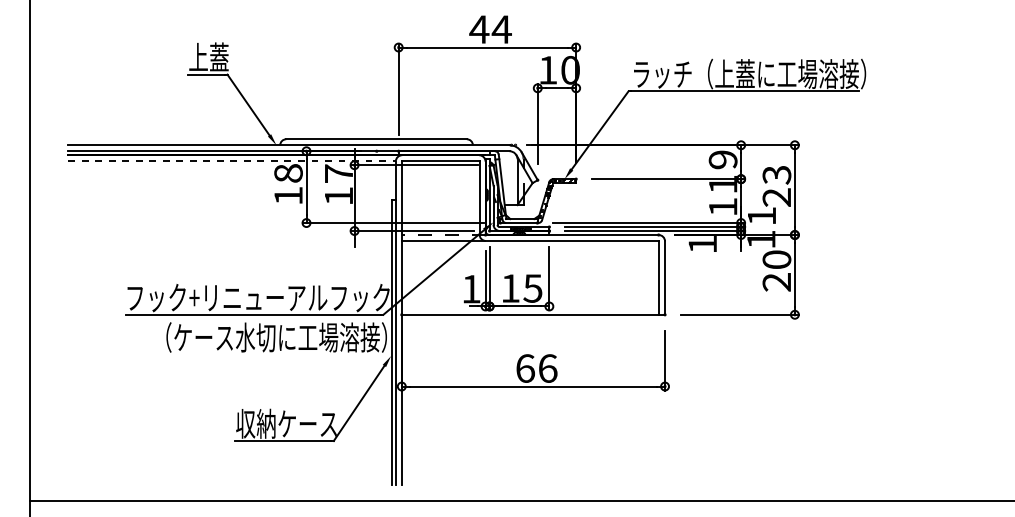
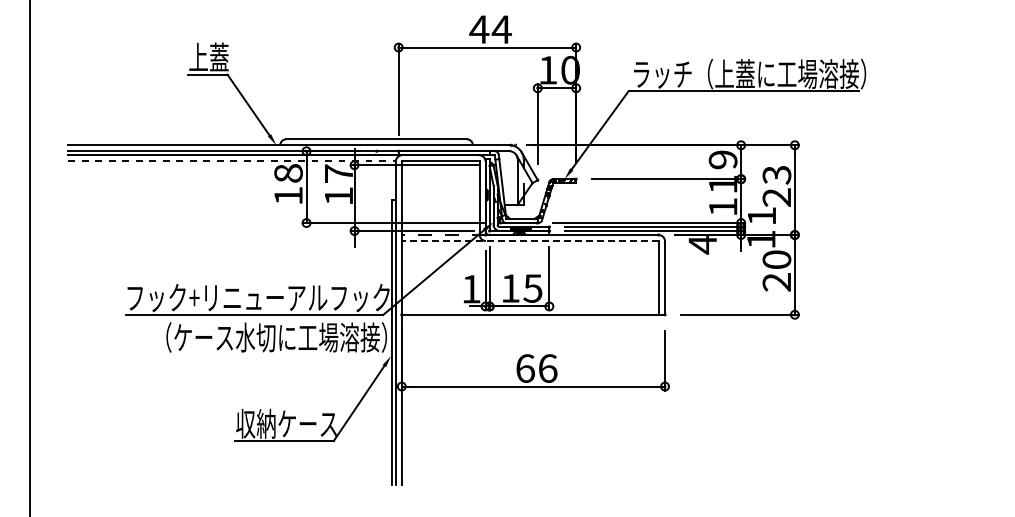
line: solid -> dashed (530, 241)
text: 1 -> 4 (702, 245)
line: present -> none (520, 501)
